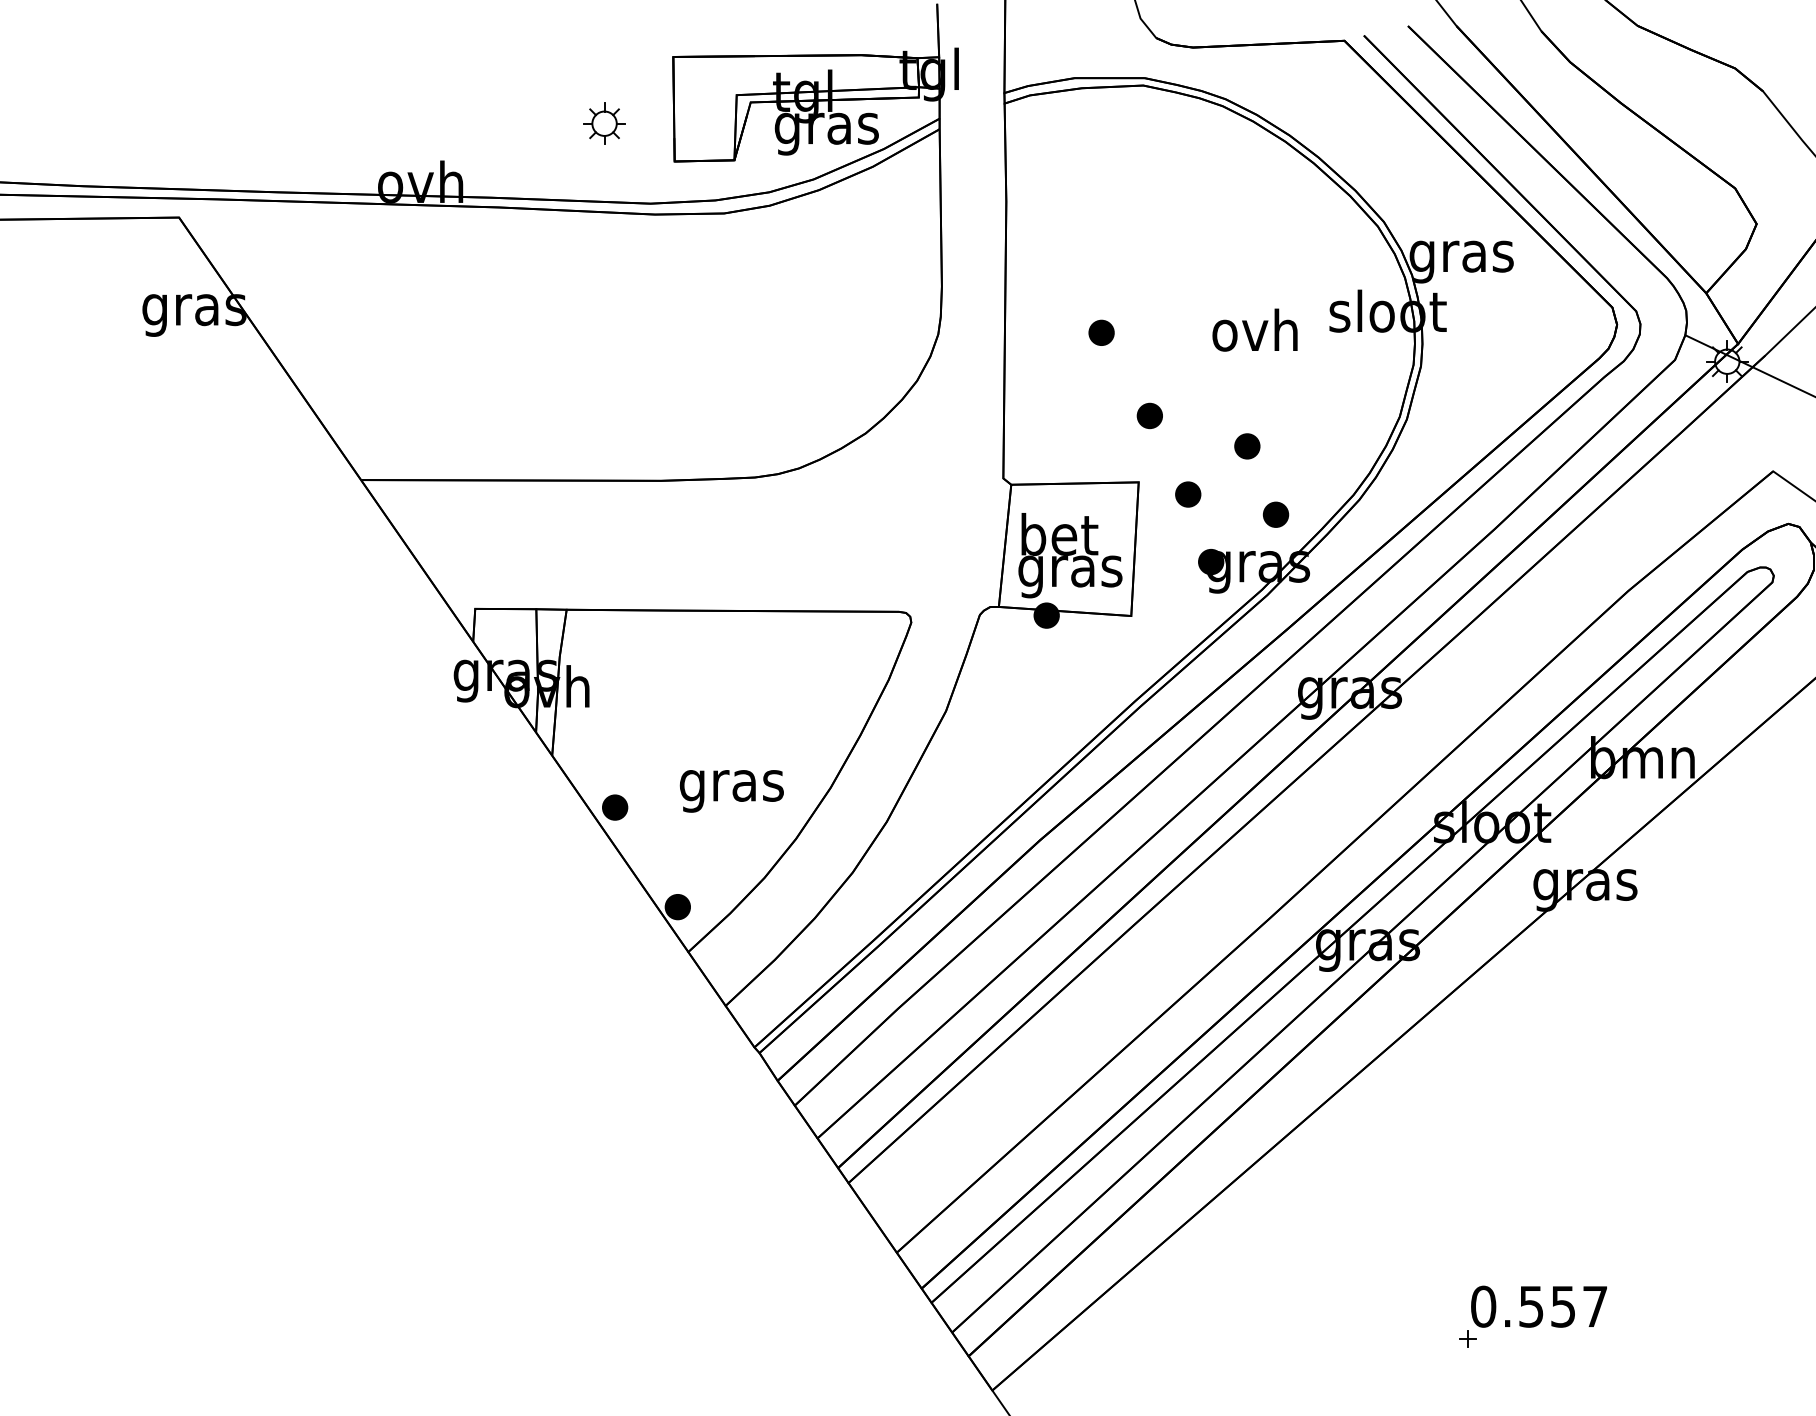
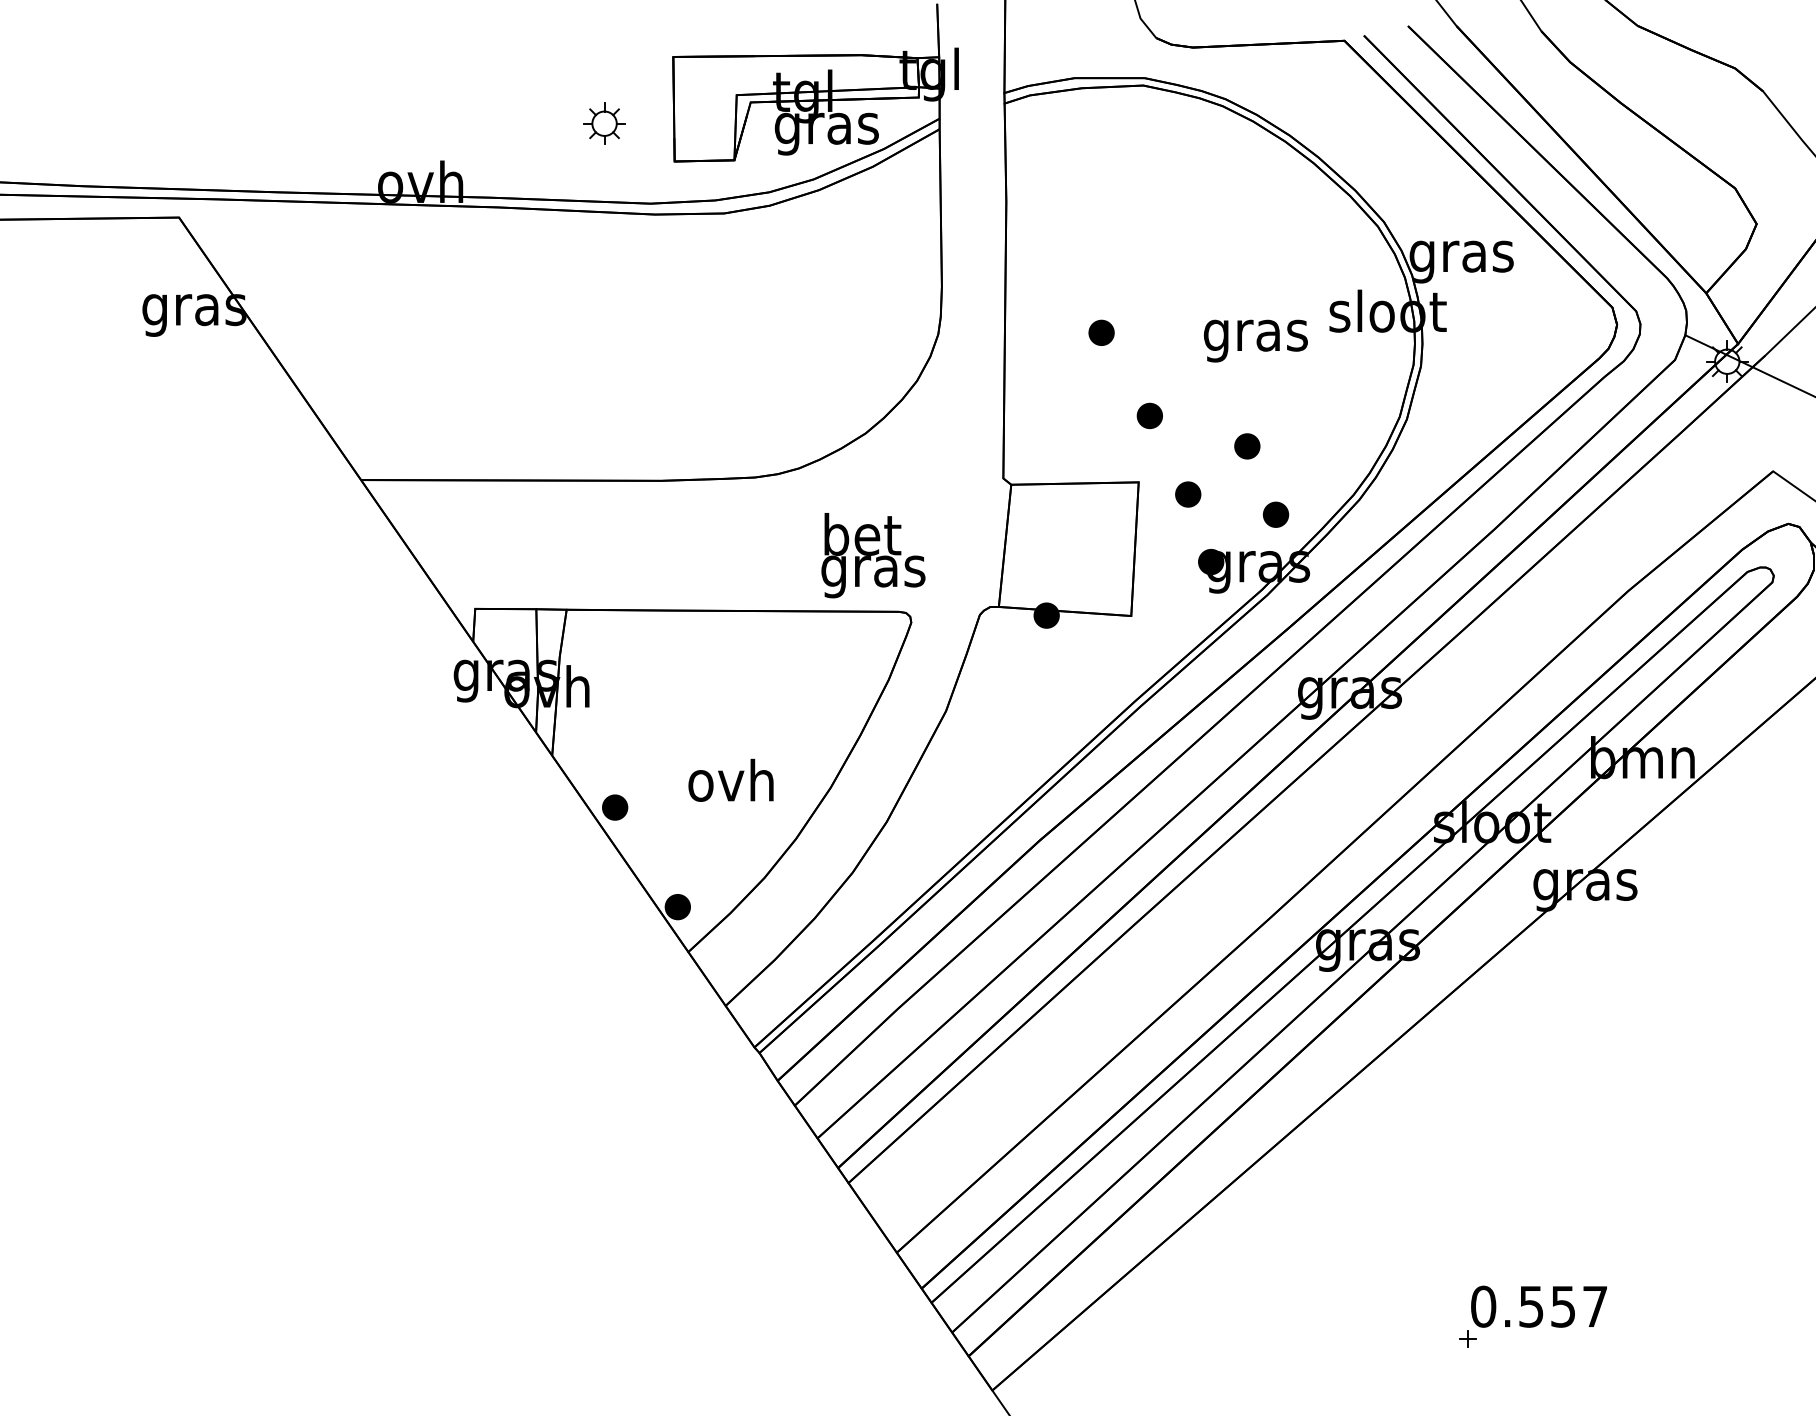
text: ovh -> gras (1255, 335)
text position: (1070, 555) -> (873, 555) (873, 555)
text: gras -> ovh (731, 785)
